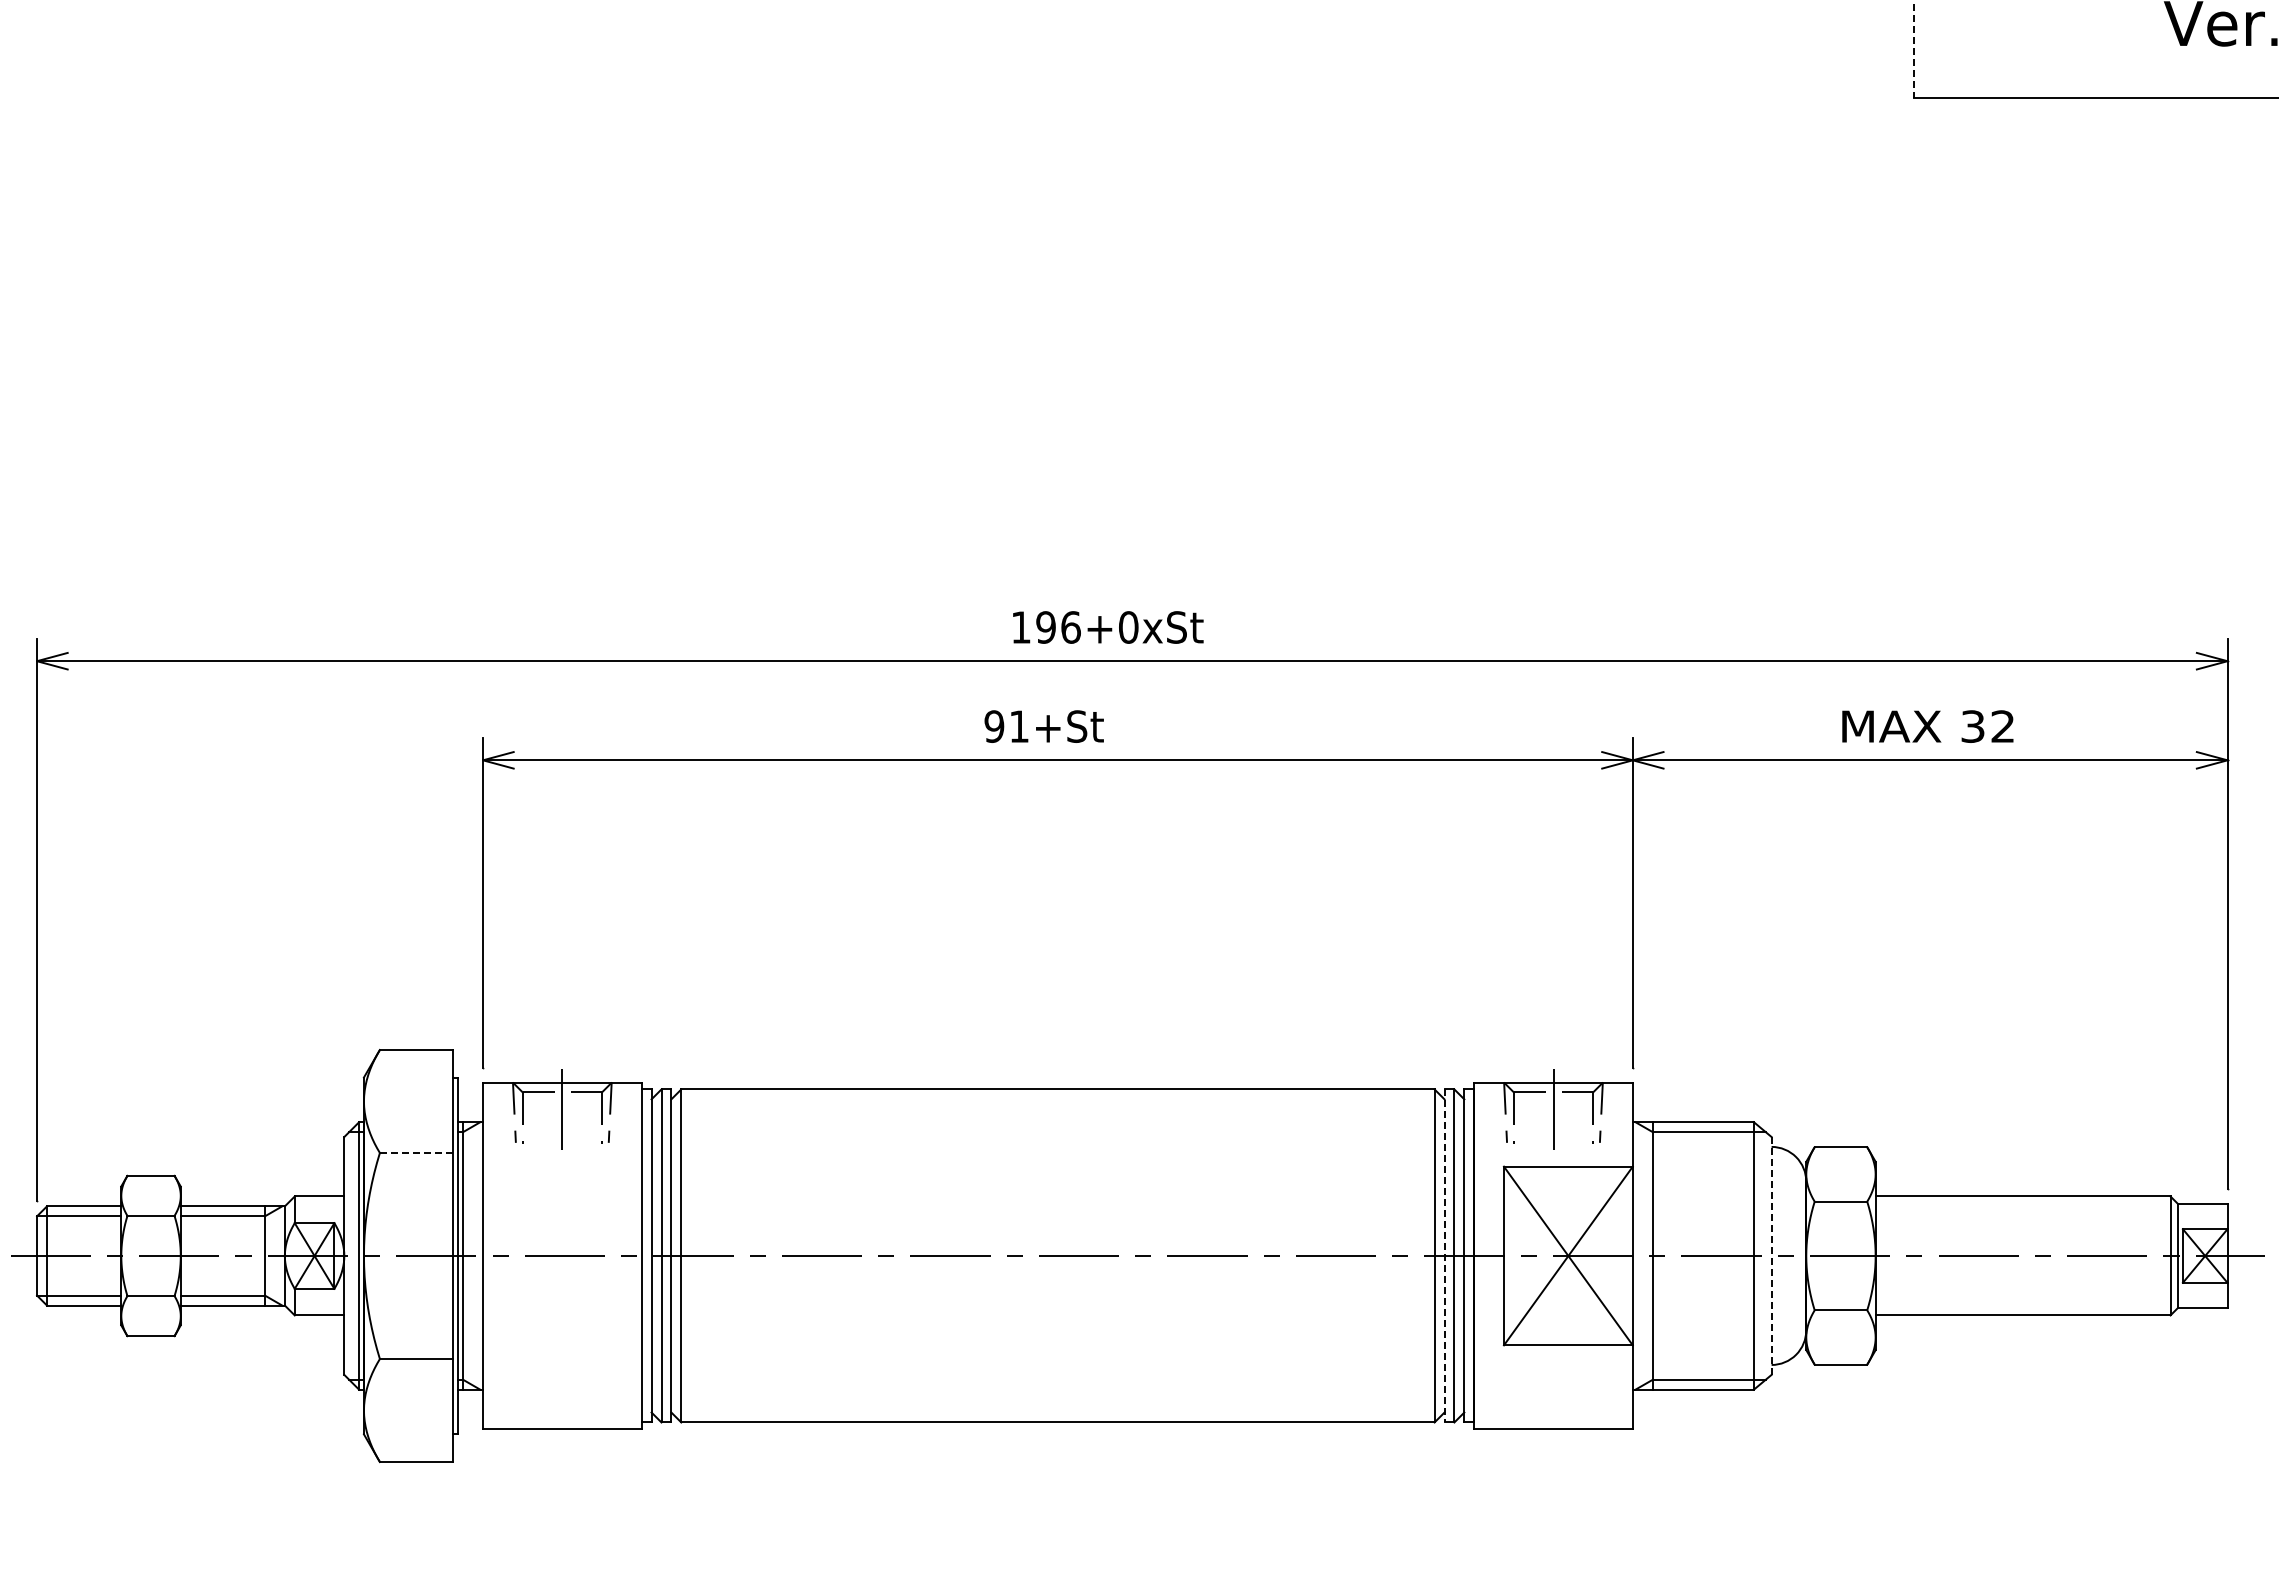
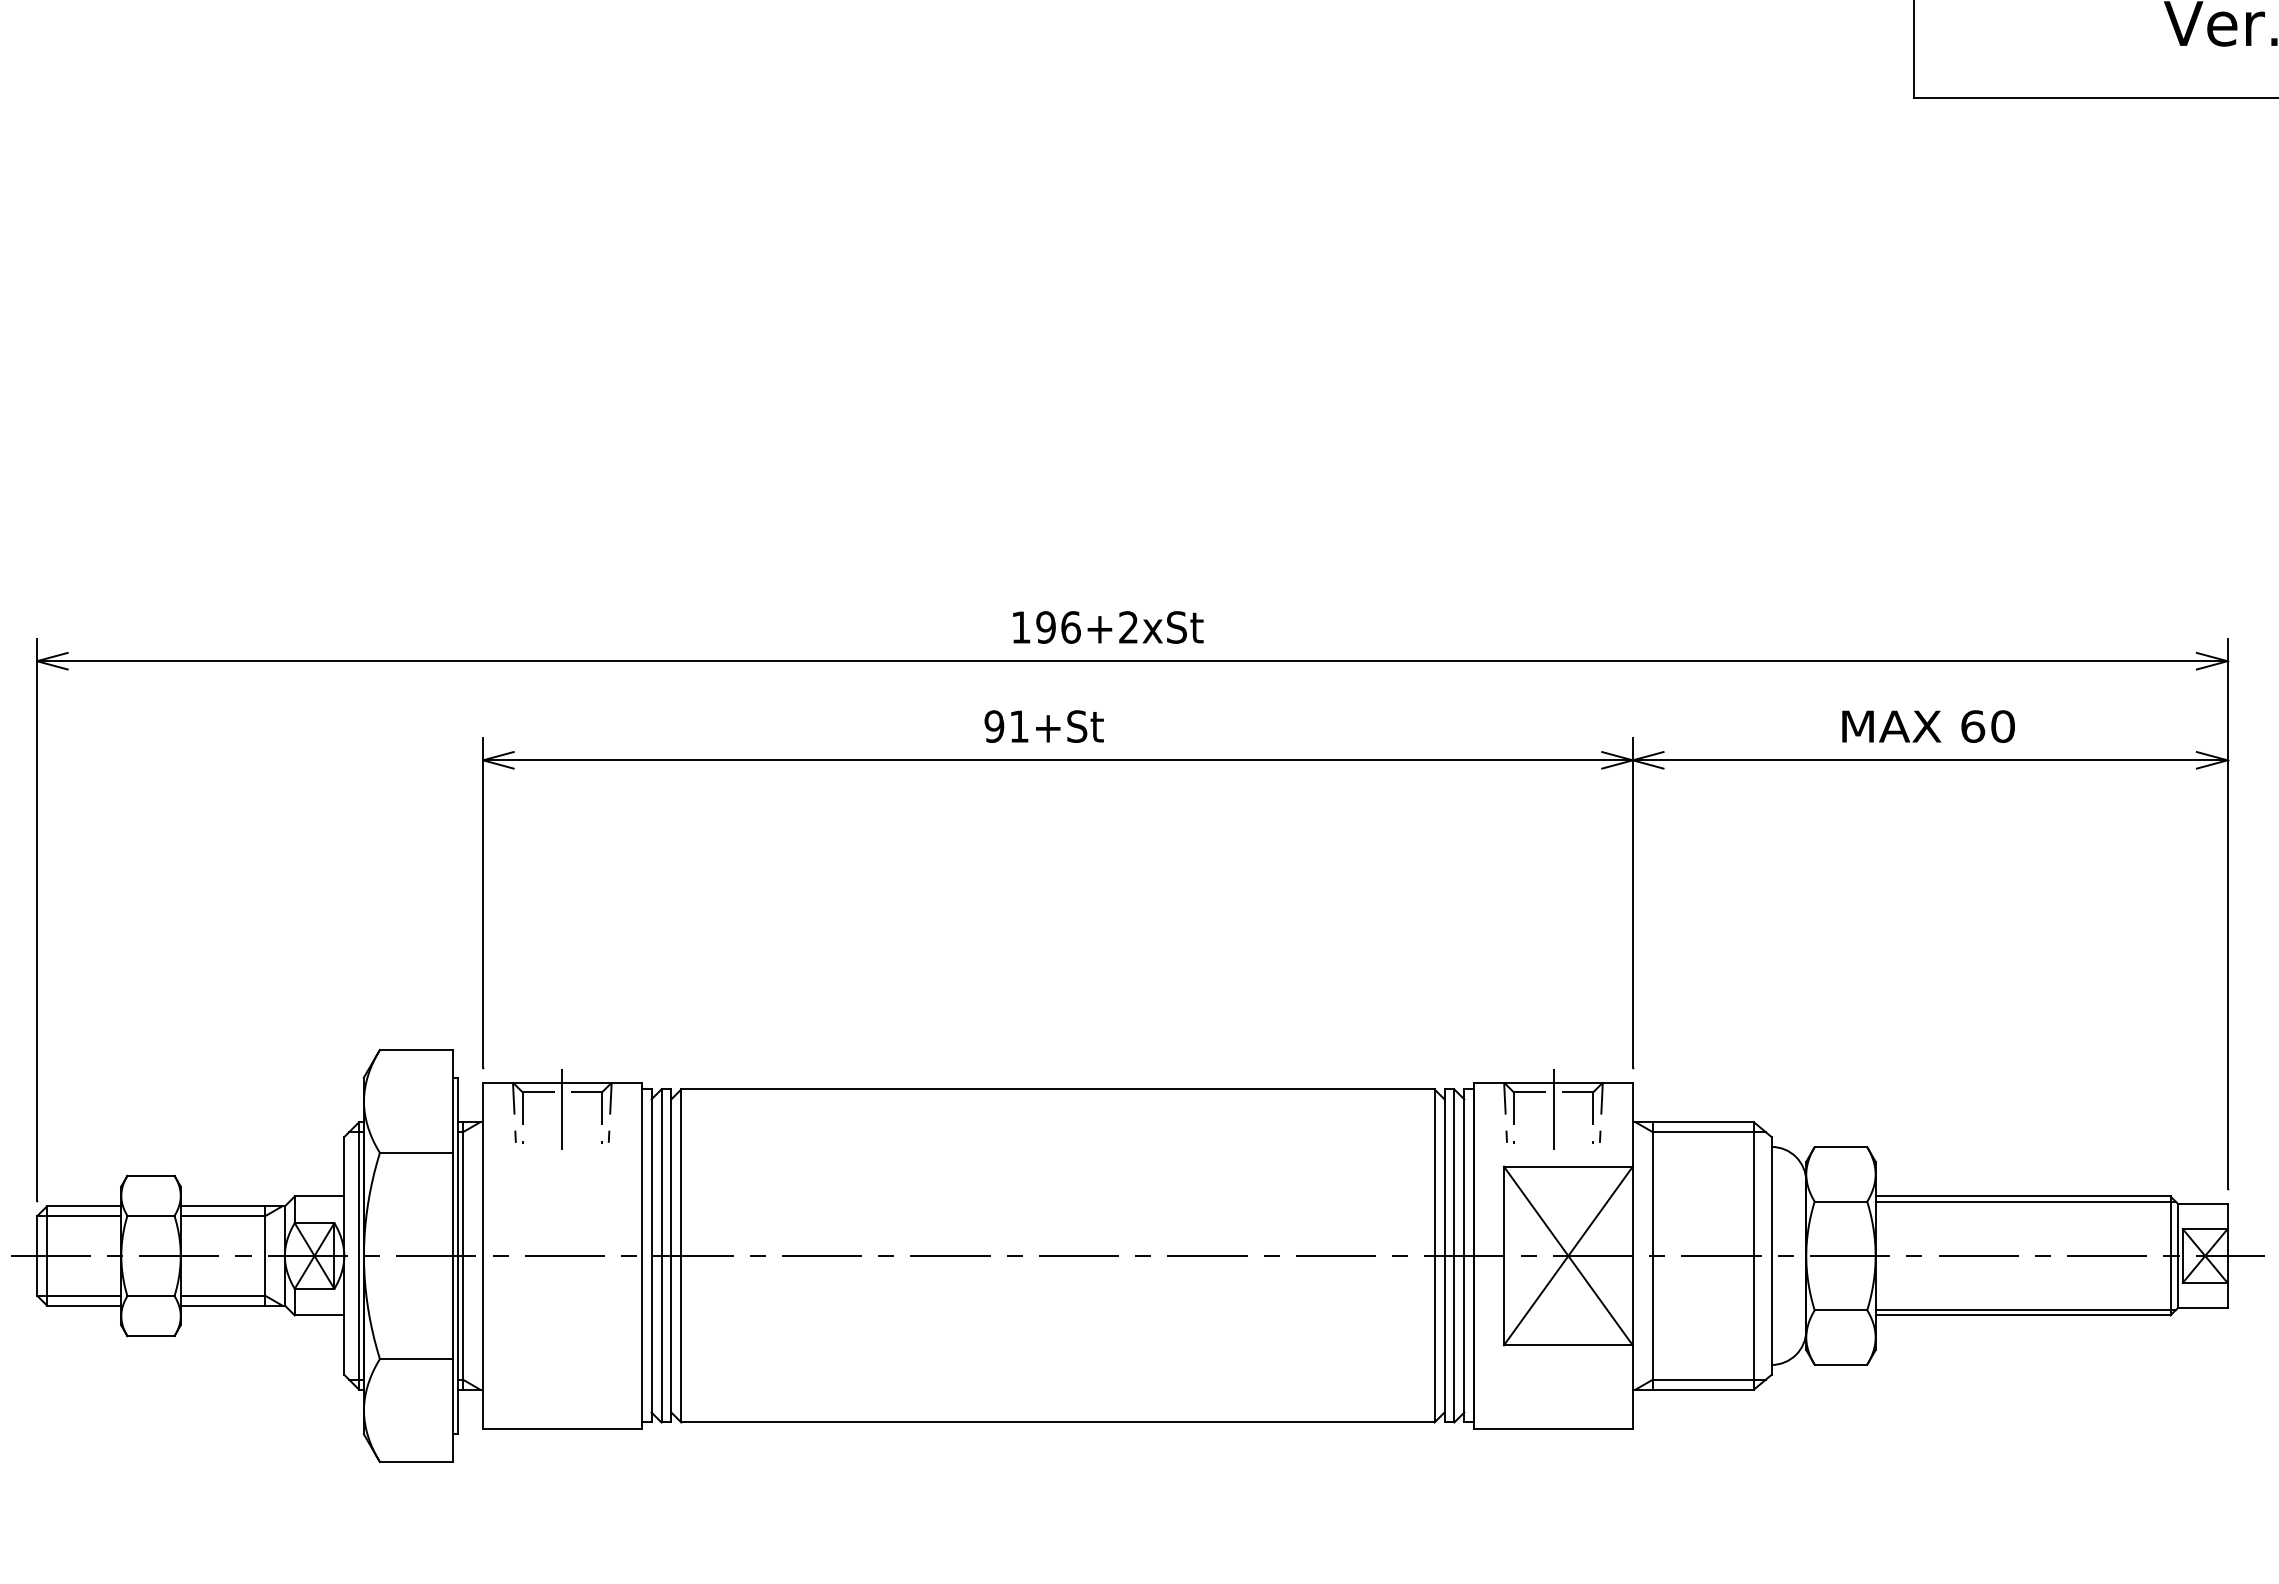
line: dashed -> solid (1914, 49)
text: 196+0xSt -> 196+2xSt (1128, 627)
text: 32 -> 60 (1987, 726)
line: dashed -> solid (416, 1152)
line: none -> present (2025, 1201)
line: dashed -> solid (1444, 1255)
line: dashed -> solid (1771, 1255)
line: none -> present (2025, 1310)
